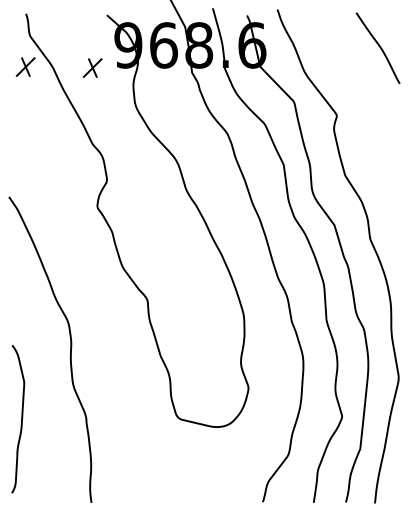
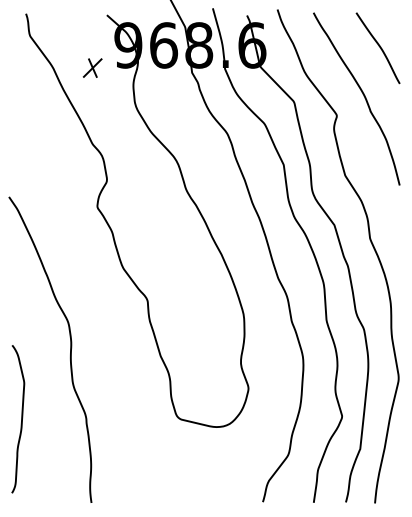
part: present -> none (25, 66)
curve: none -> present (362, 94)
